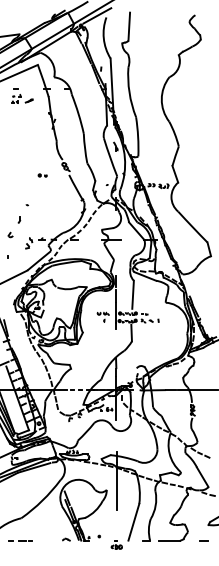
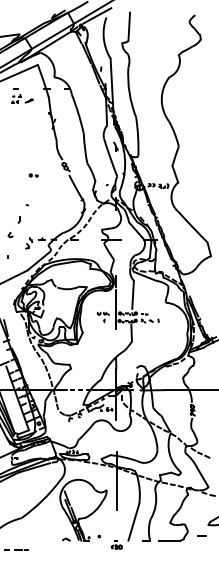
part position: (42, 175) -> (33, 175) (33, 175)
line position: (20, 540) -> (16, 549) (16, 549)
line position: (203, 540) -> (201, 535) (201, 535)
